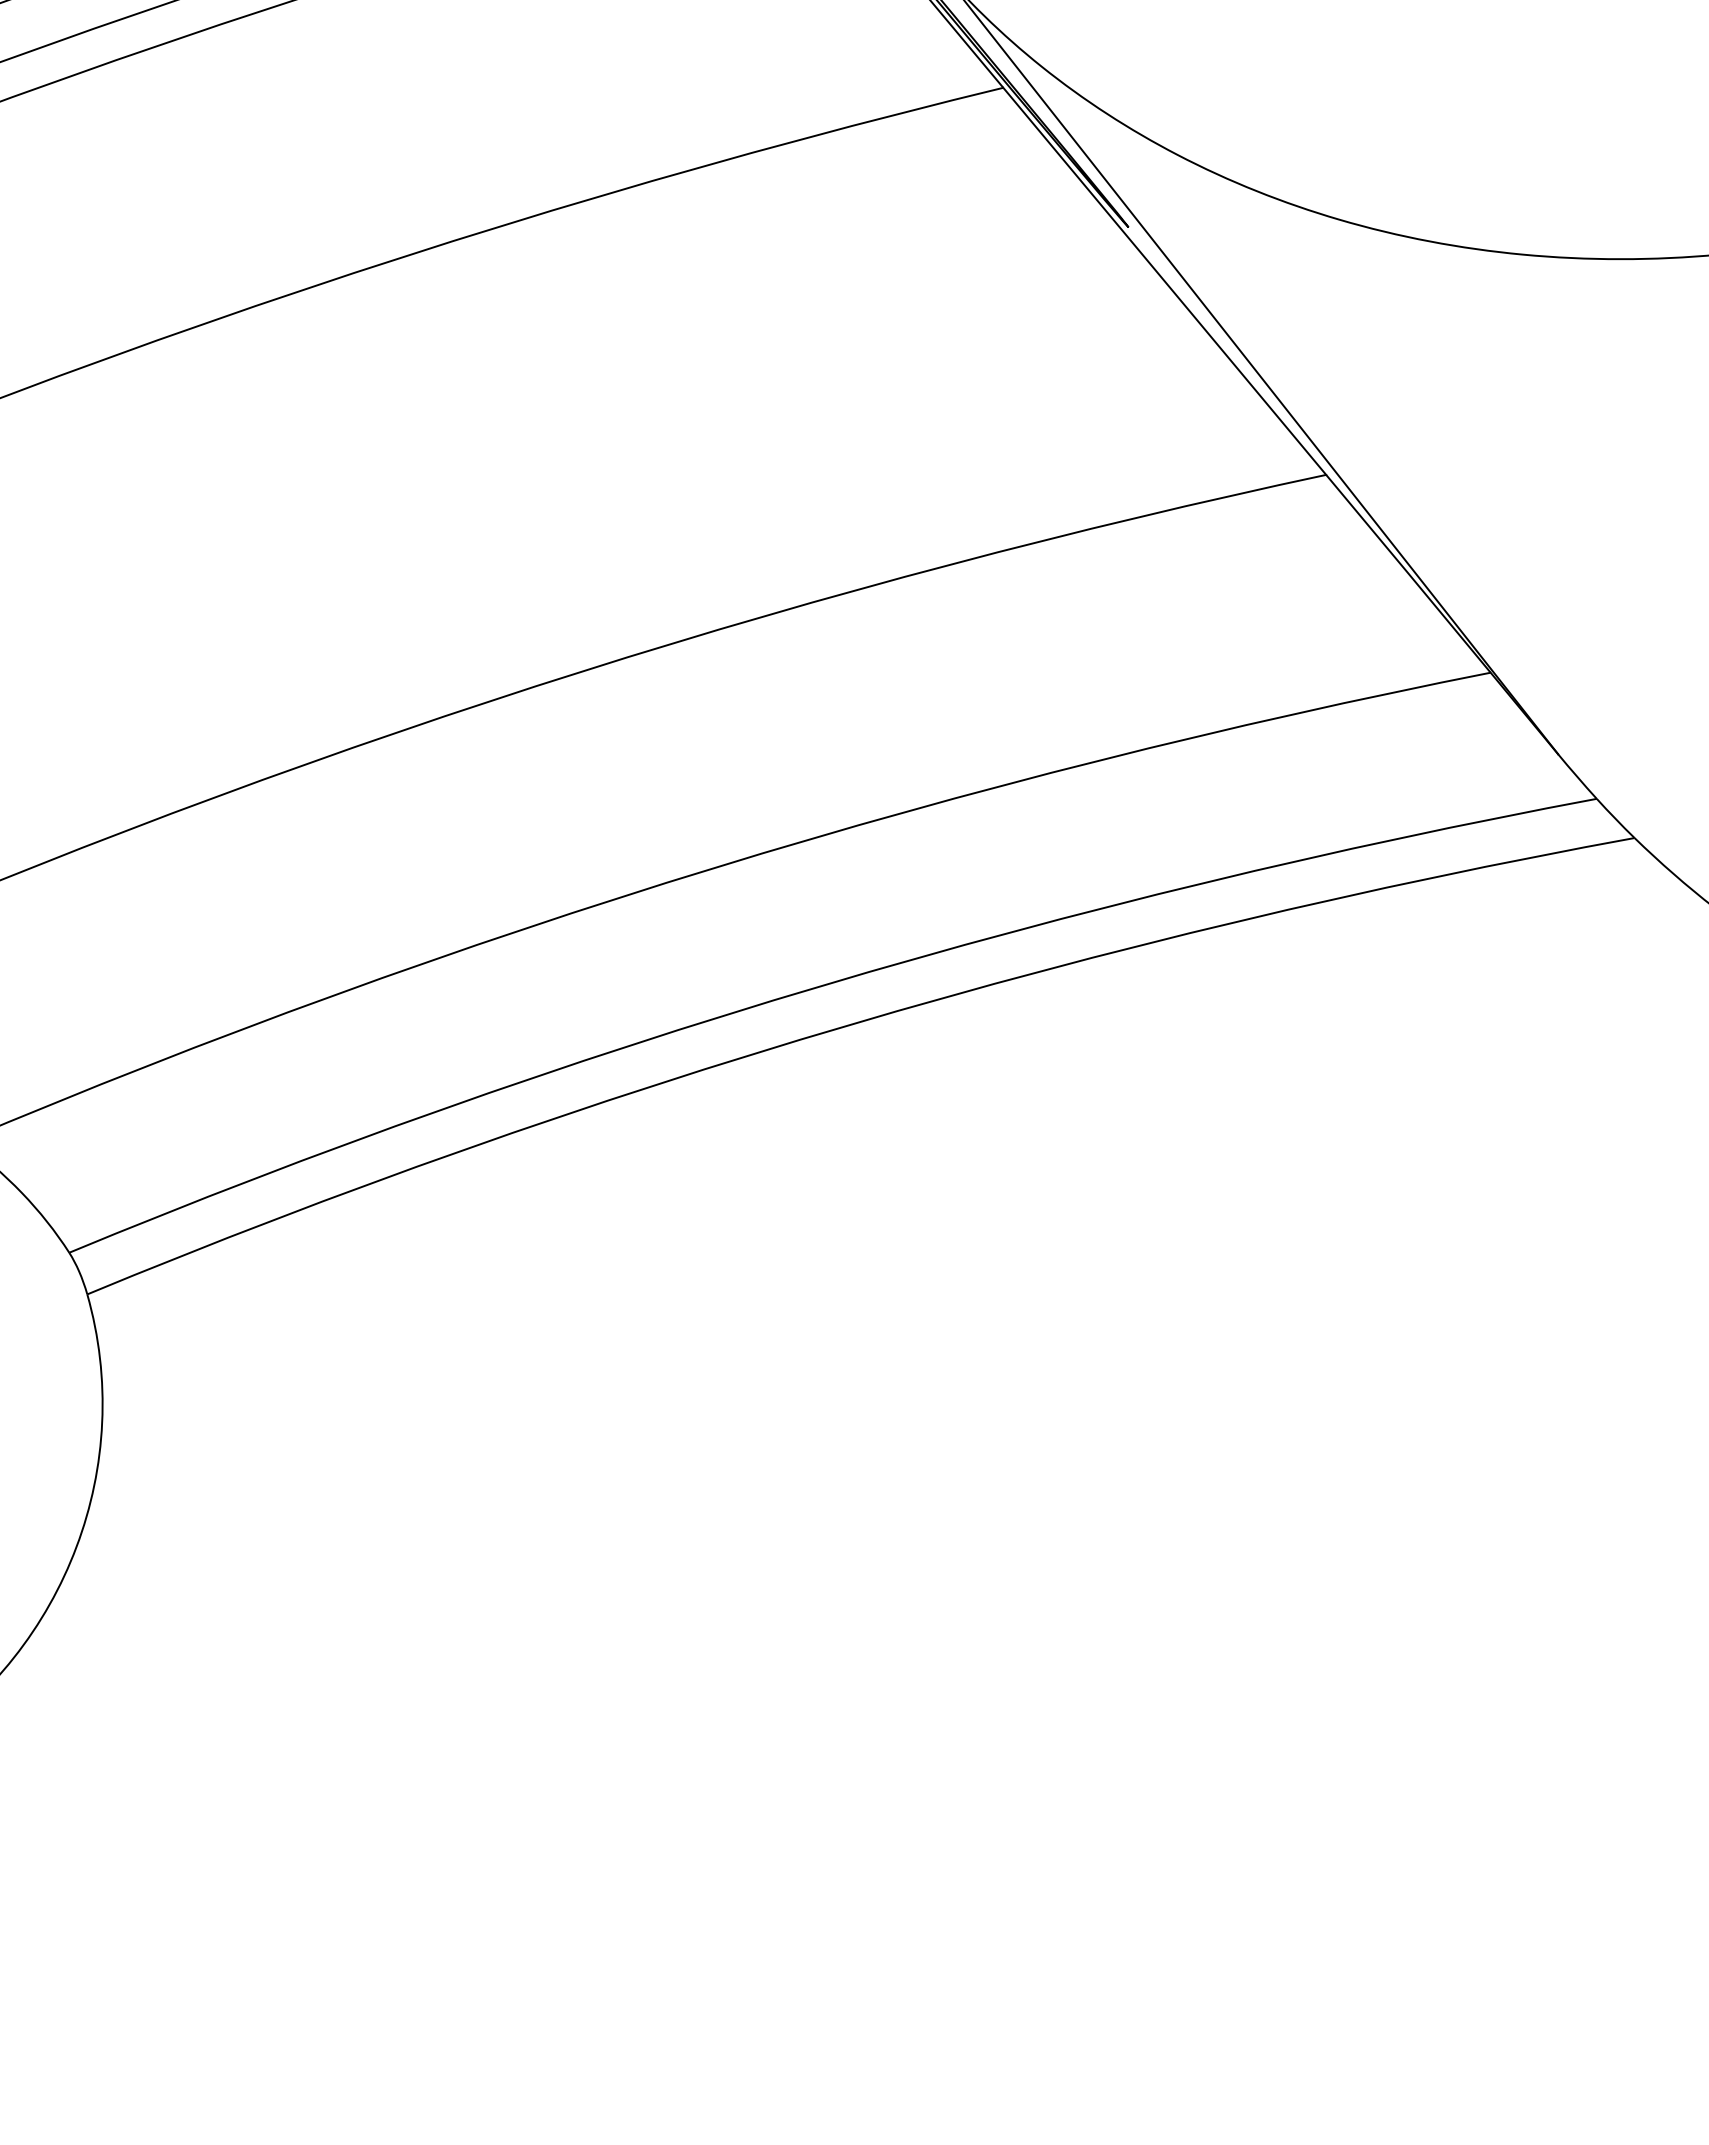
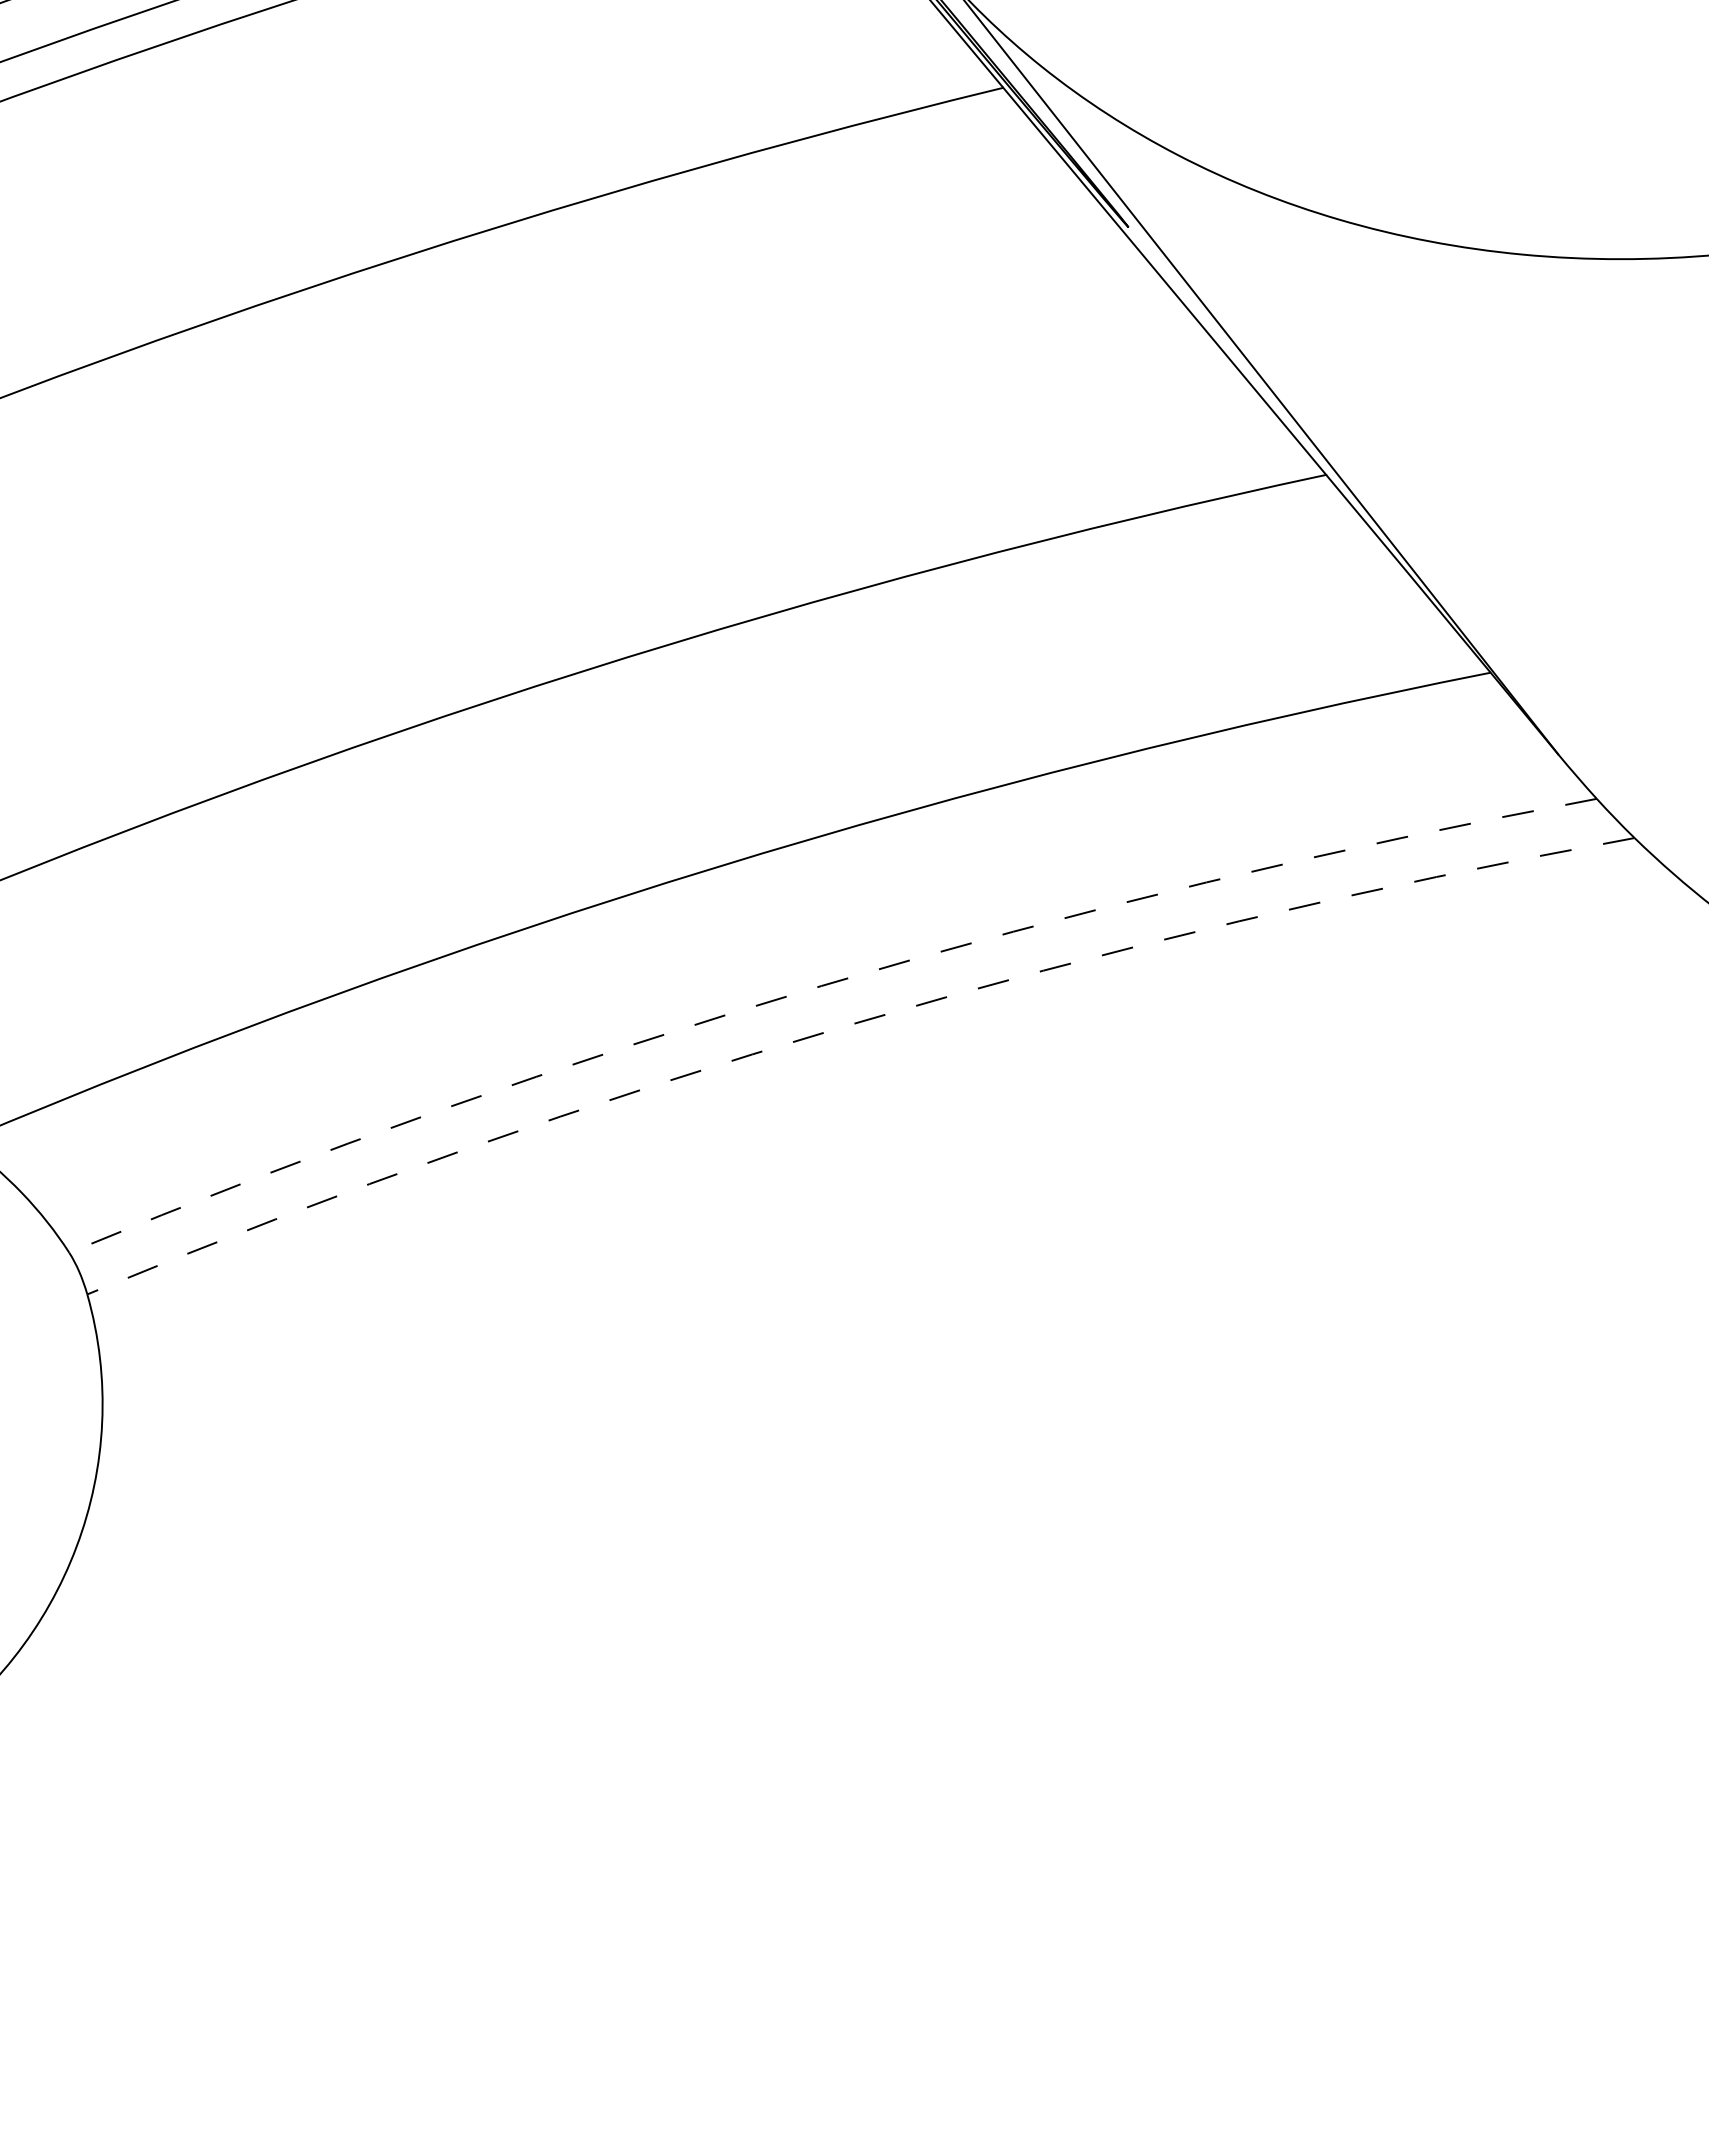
arc: solid -> dashed (821, 986)
arc: solid -> dashed (848, 1025)
